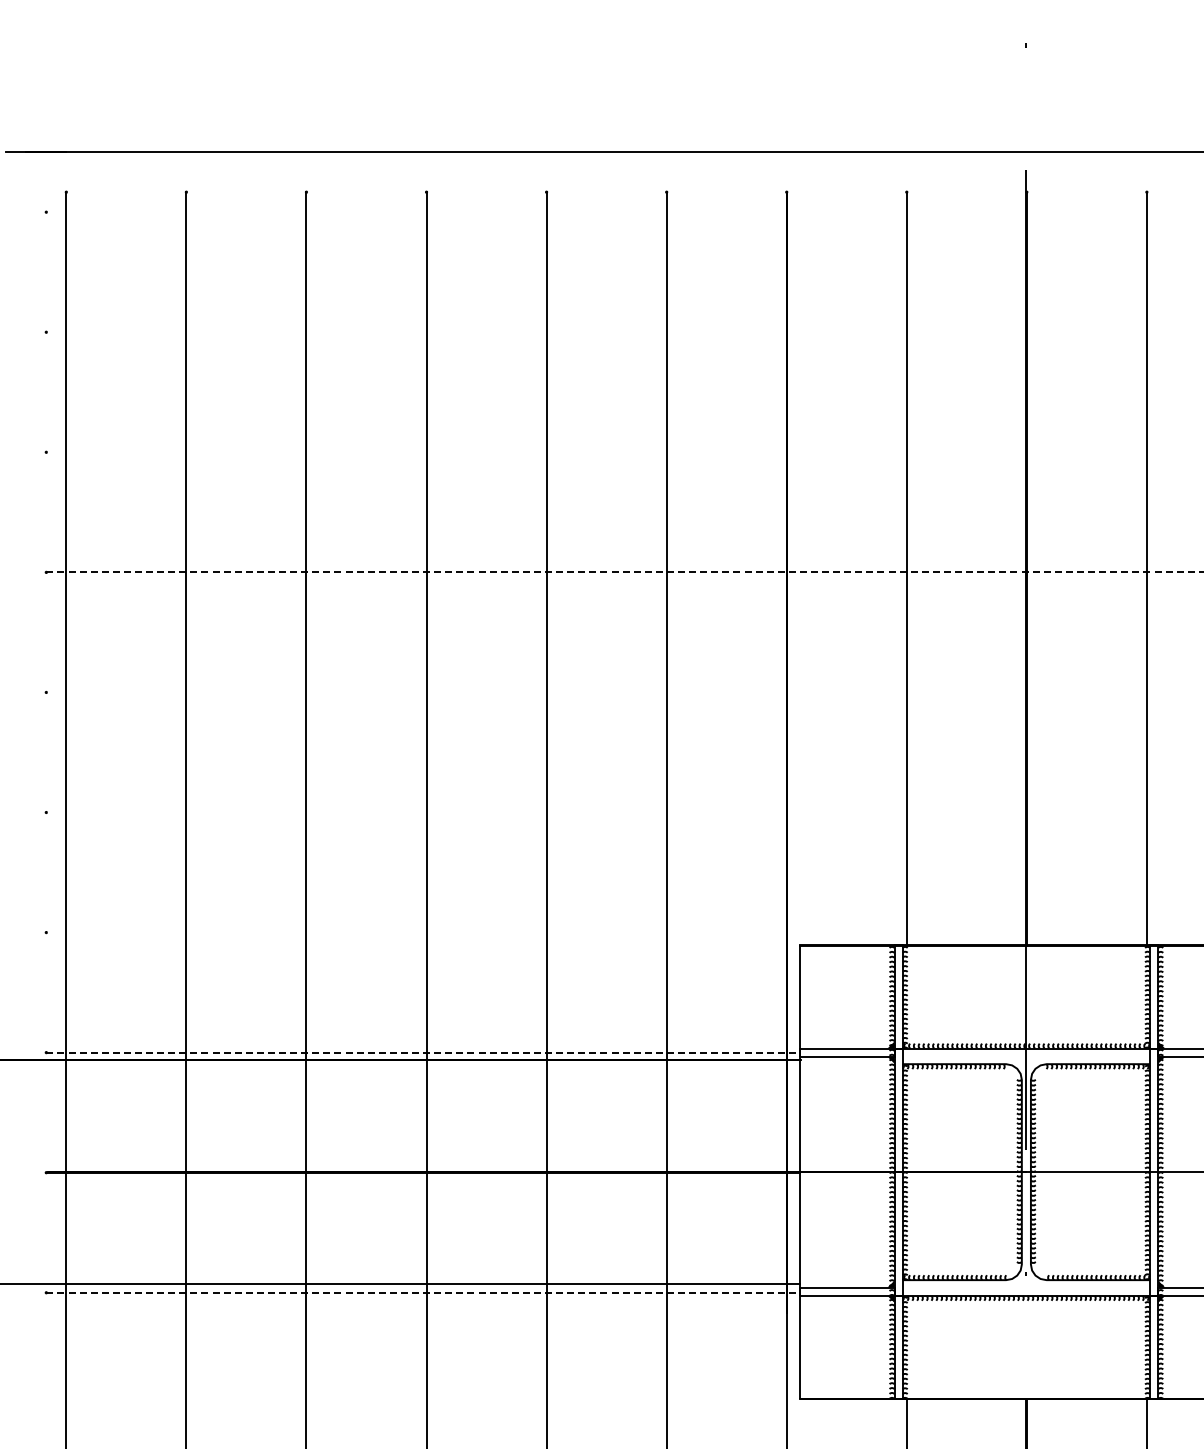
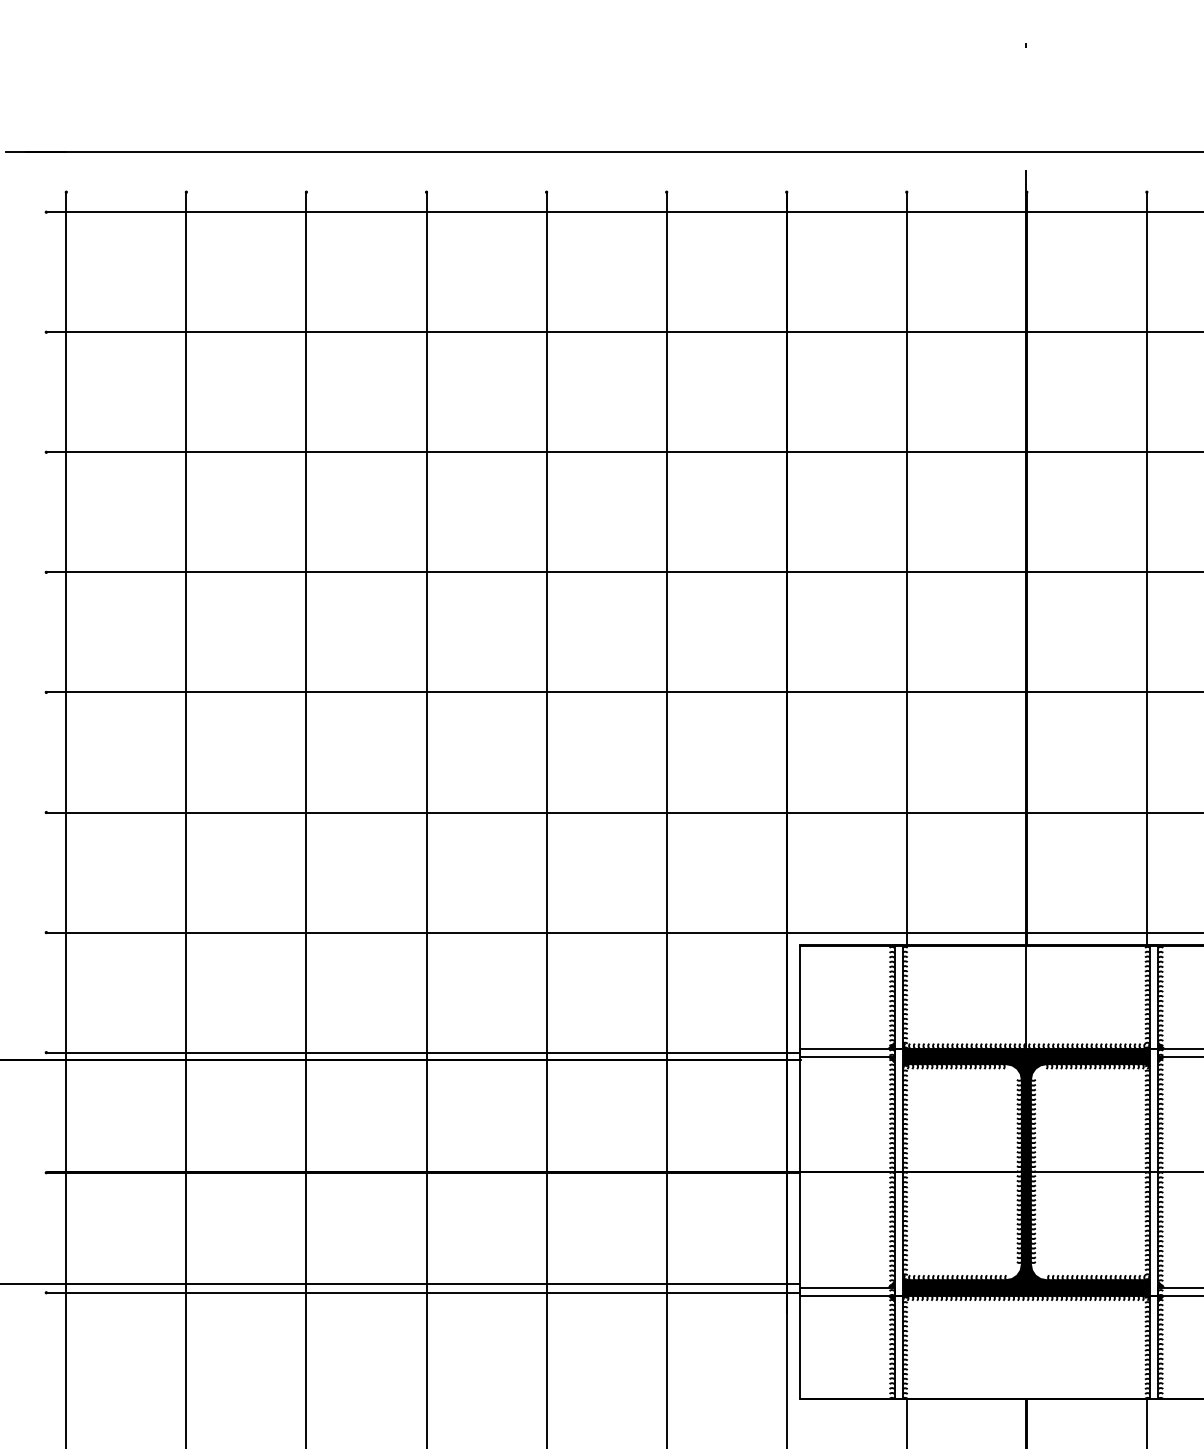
line: none -> present (623, 212)
line: none -> present (623, 332)
line: none -> present (623, 452)
line: dashed -> solid (625, 572)
line: none -> present (623, 692)
line: none -> present (623, 812)
line: none -> present (623, 932)
line: dashed -> solid (423, 1052)
fill: none -> present (1026, 1171)
line: dashed -> solid (423, 1292)
